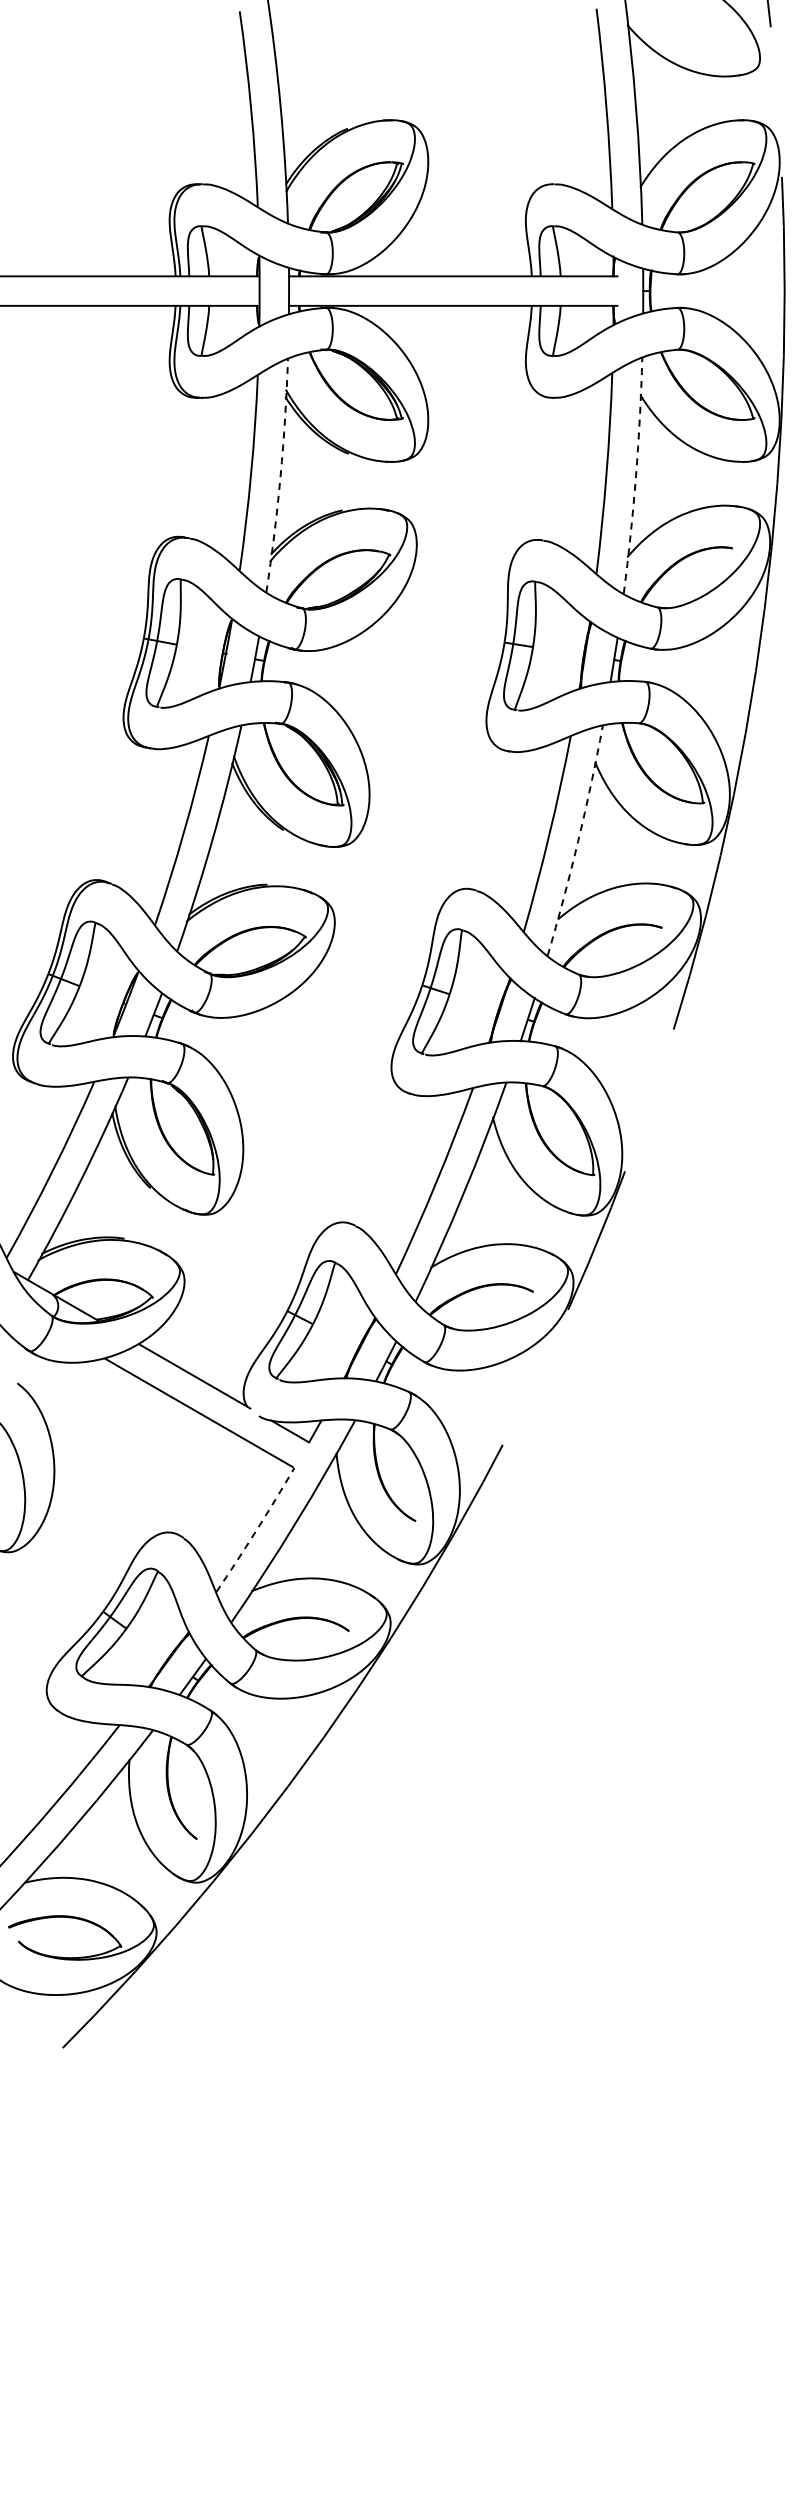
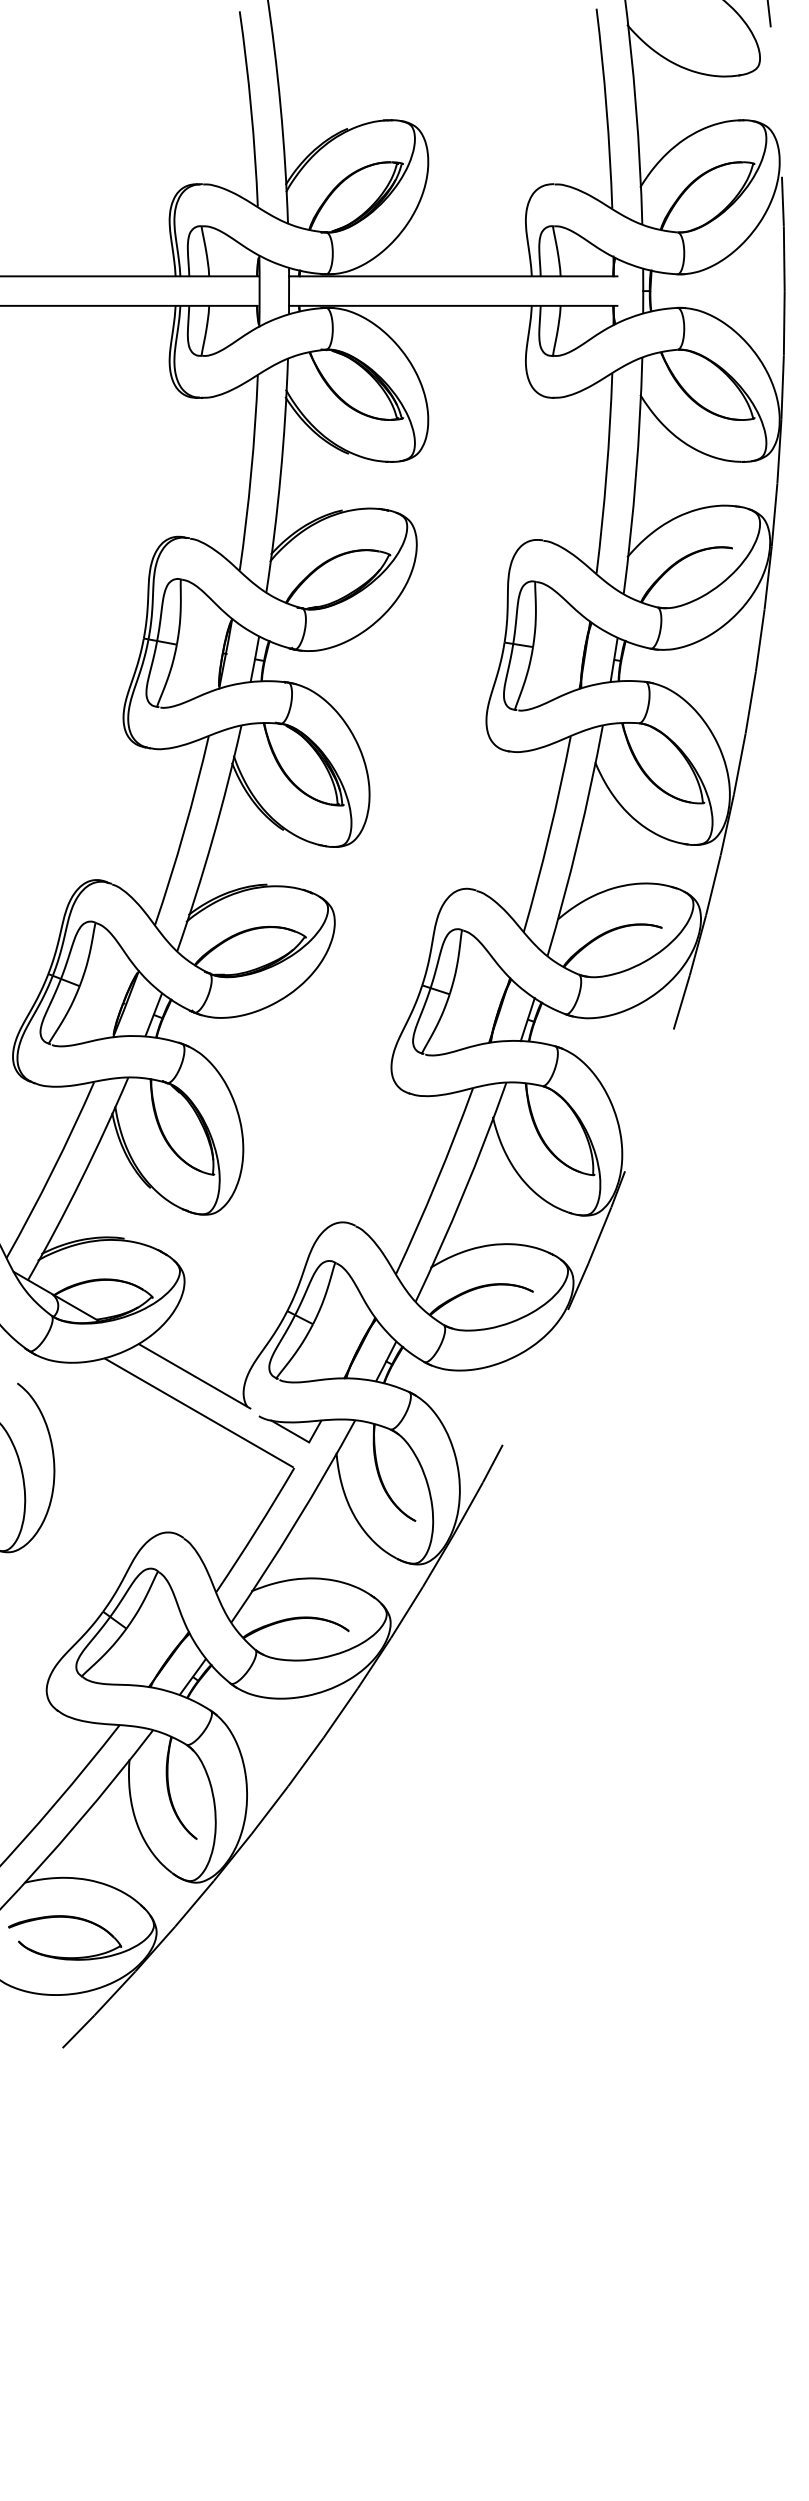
arc: dashed -> solid (280, 475)
arc: dashed -> solid (636, 475)
arc: dashed -> solid (578, 841)
arc: dashed -> solid (256, 1530)
